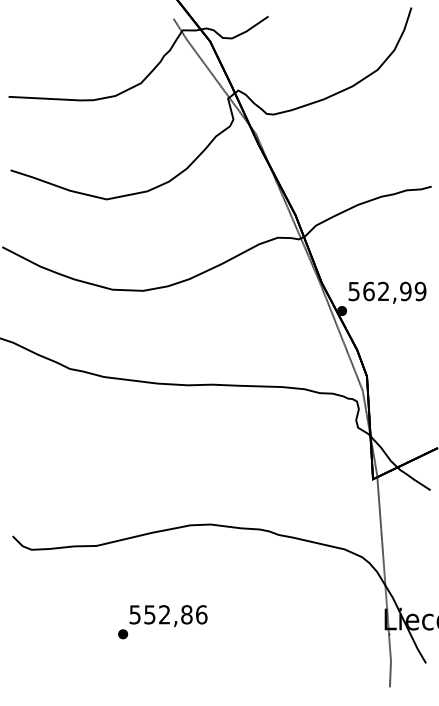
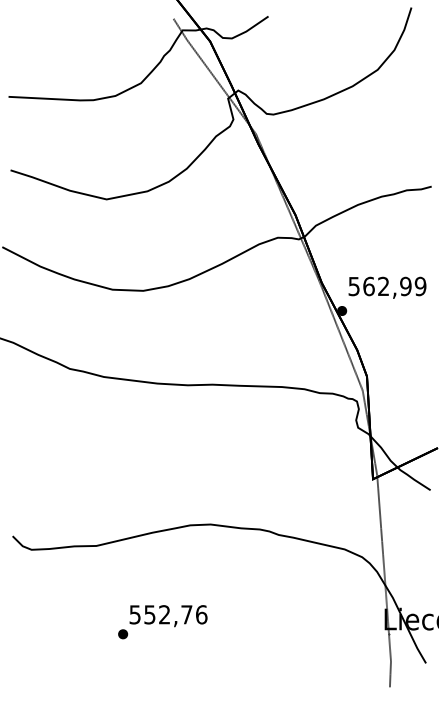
text position: (387, 292) -> (387, 287) (387, 287)
text: 552,86 -> 552,76 (186, 614)
